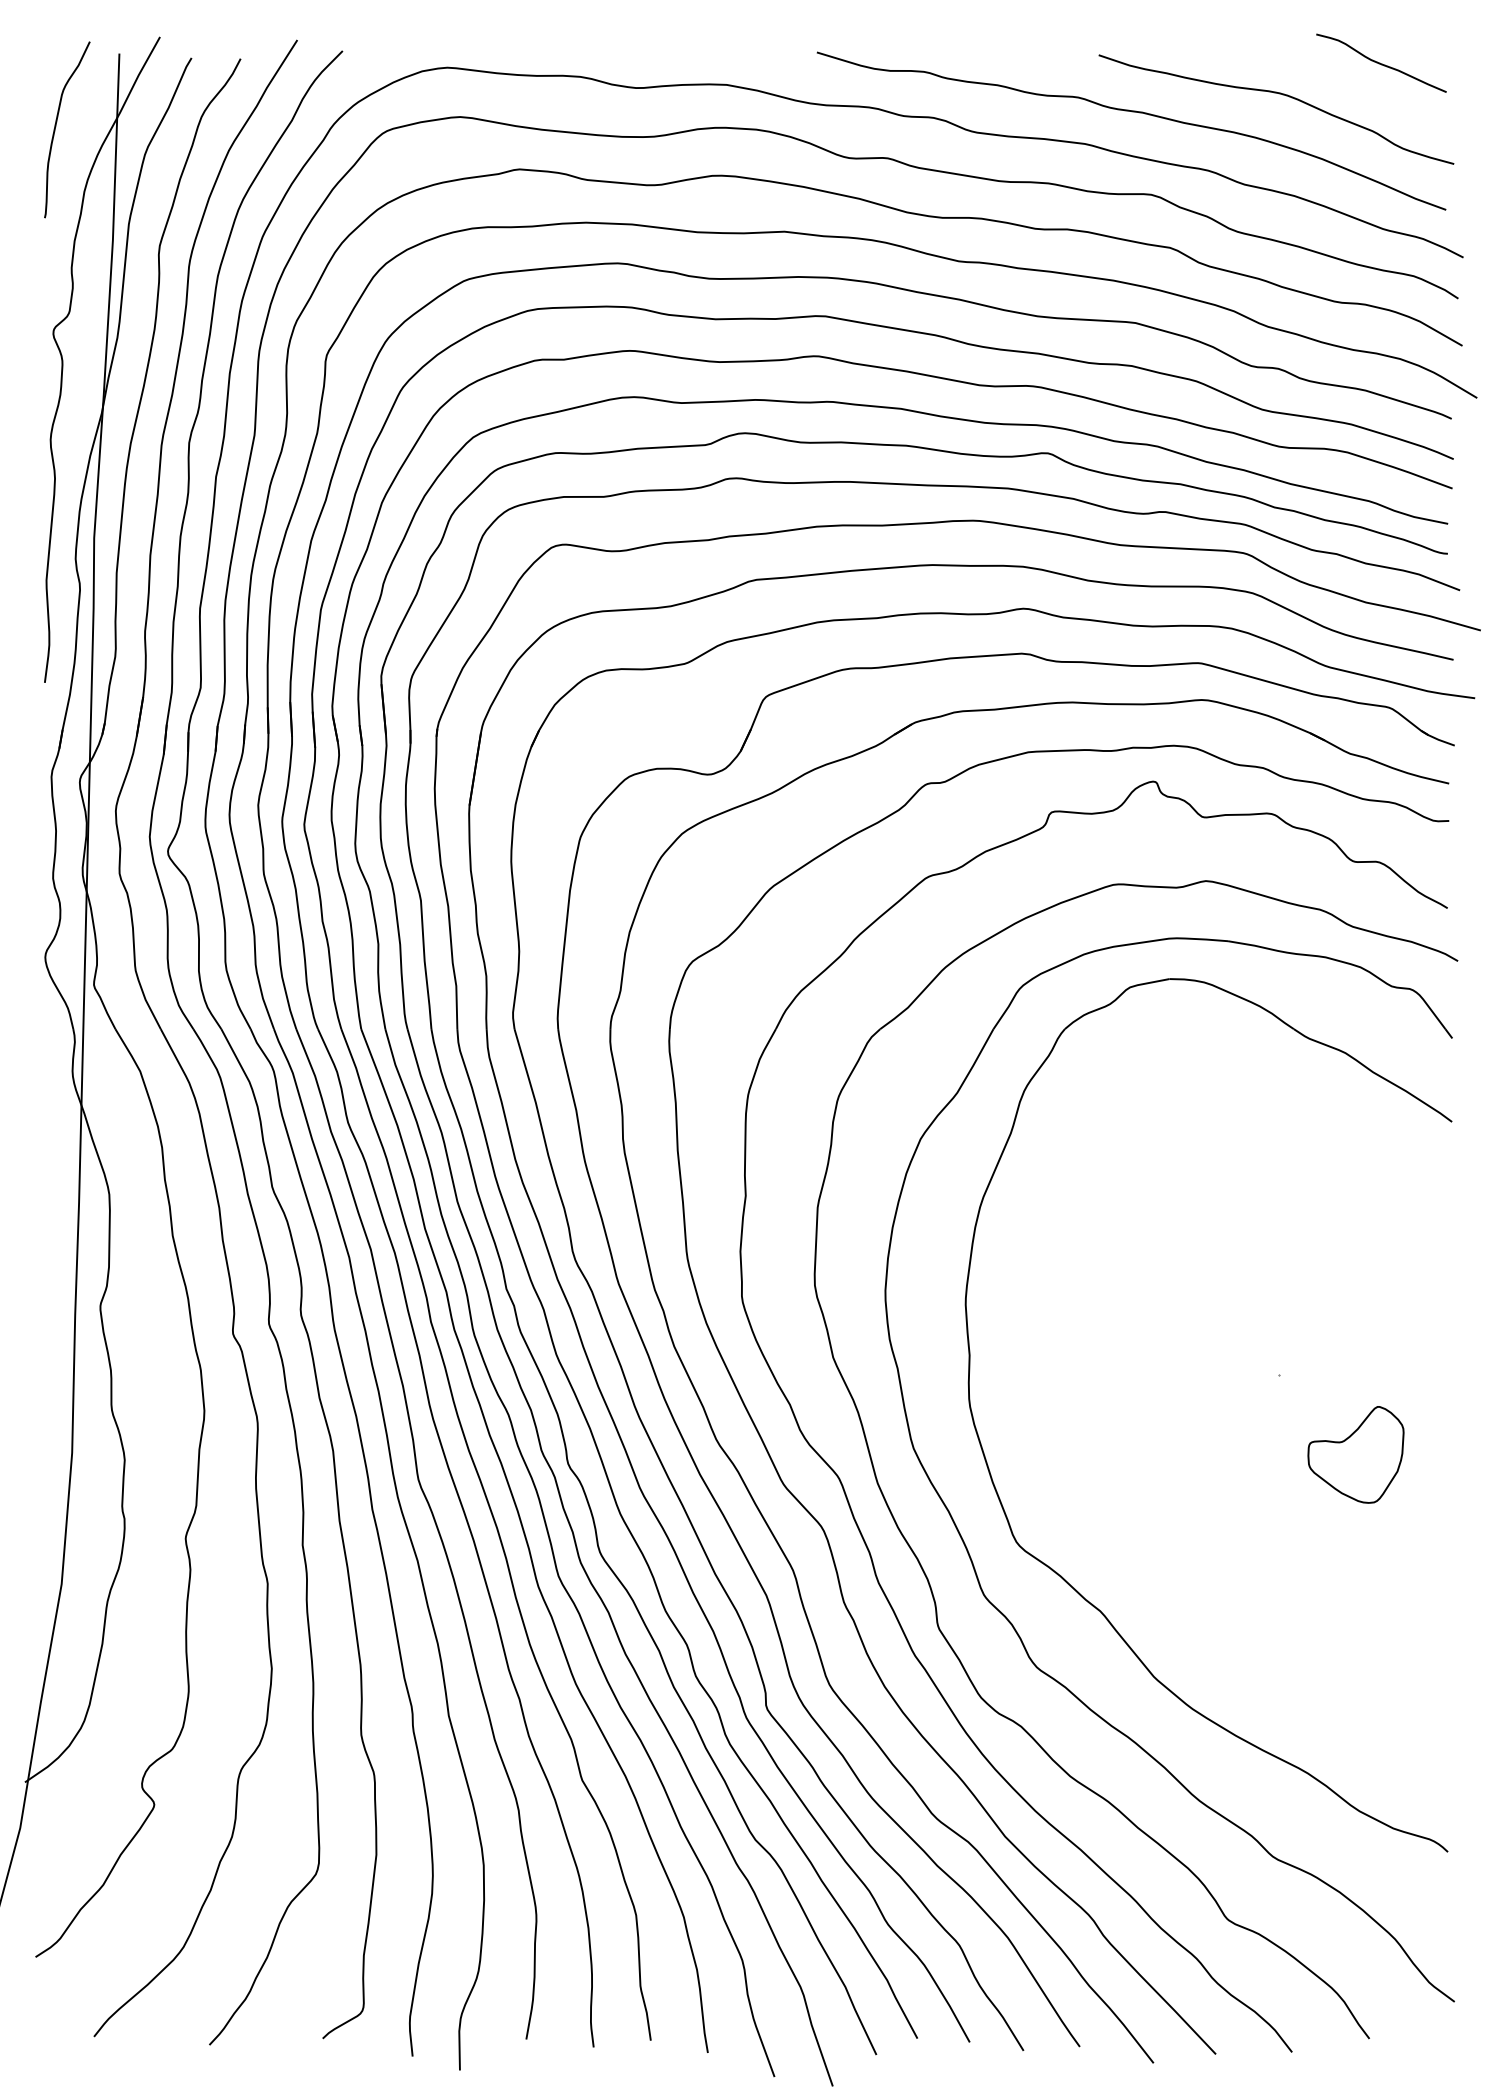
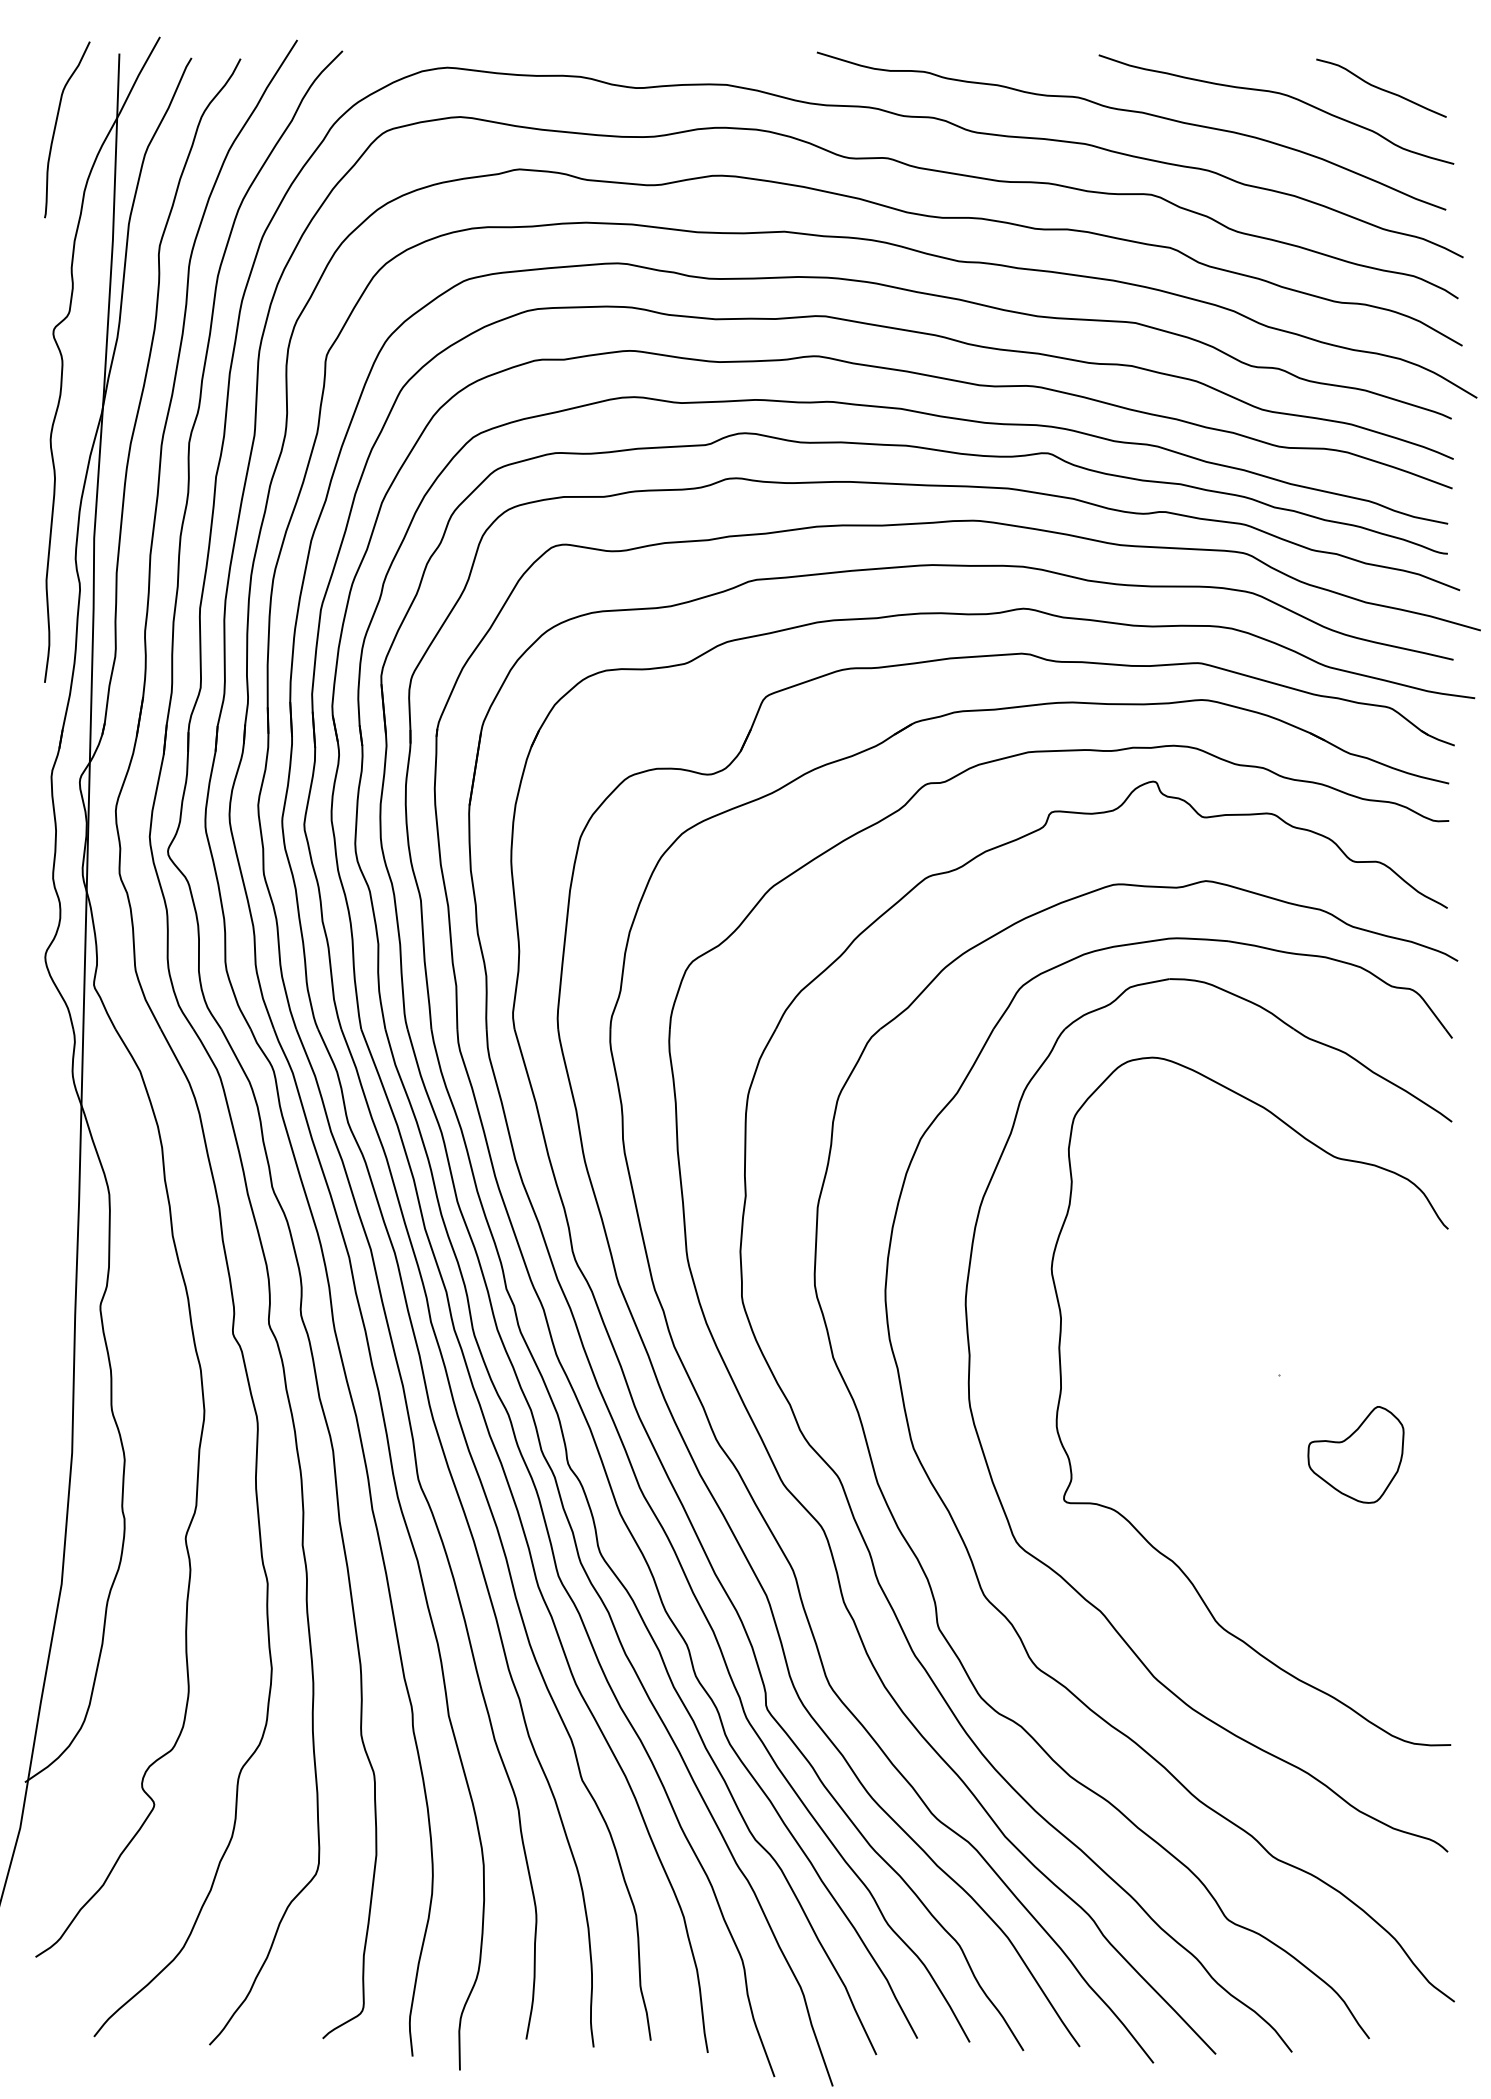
curve position: (1380, 62) -> (1380, 87) (1380, 87)
curve: none -> present (1130, 1521)
